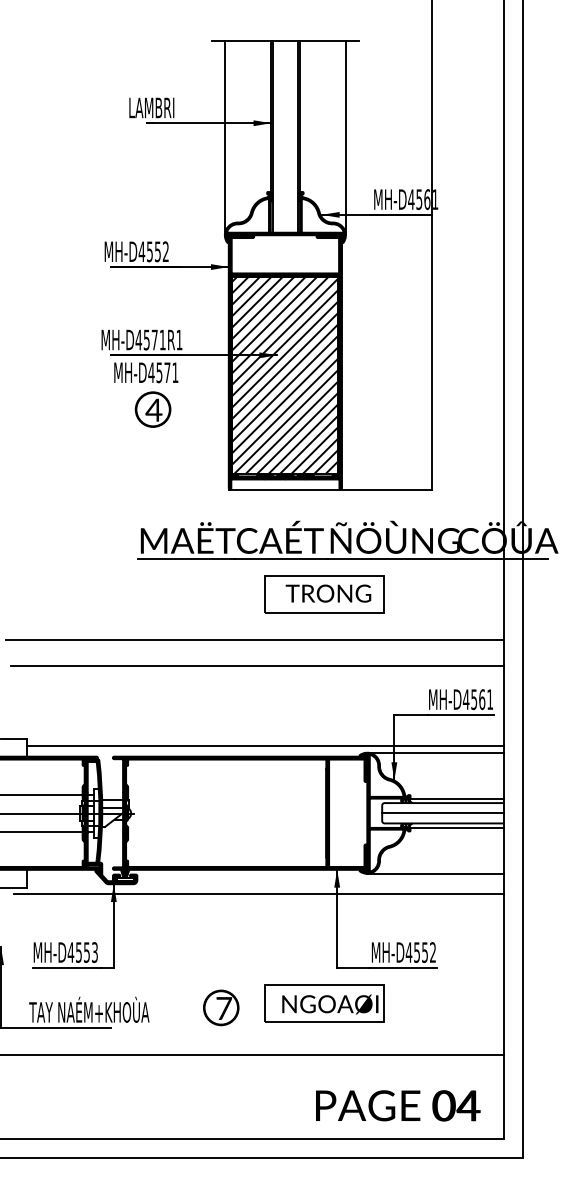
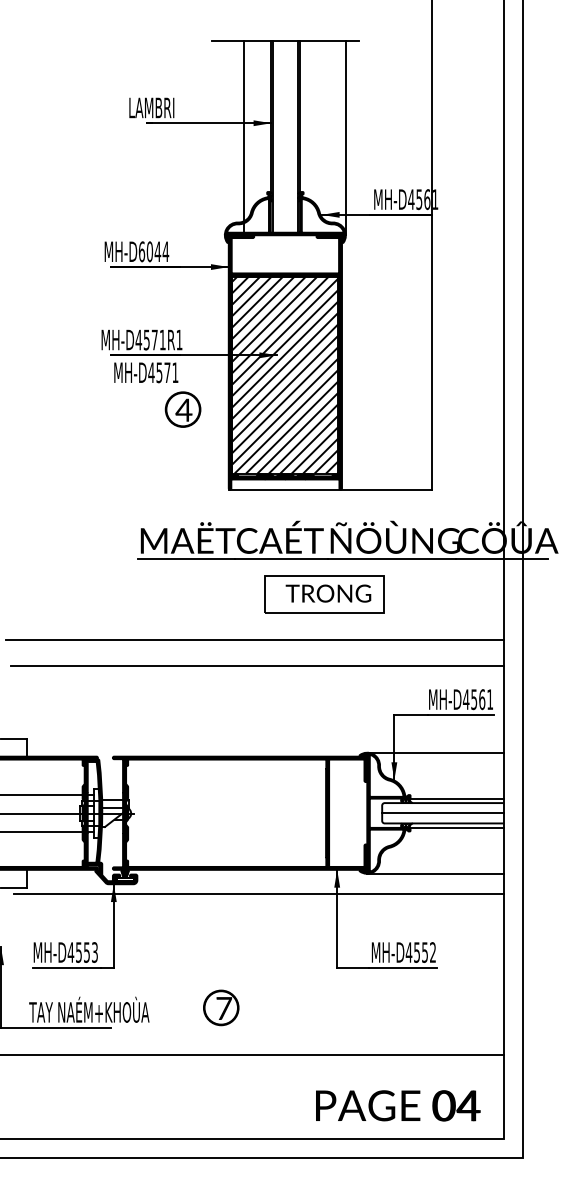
line position: (224, 137) -> (243, 137) (243, 137)
text: MH-D4552 -> MH-D6044 (153, 251)
part position: (152, 409) -> (182, 409) (182, 409)
line: present -> none (264, 746)
part: present -> none (324, 1003)
